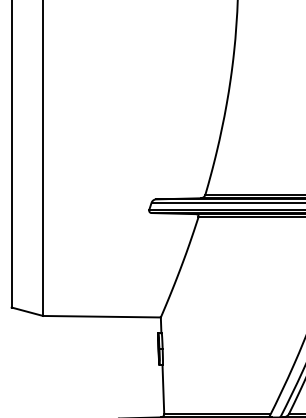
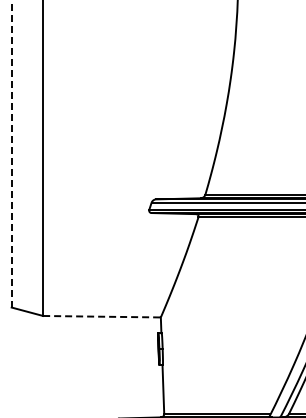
line: solid -> dashed (11, 153)
line: solid -> dashed (102, 316)
